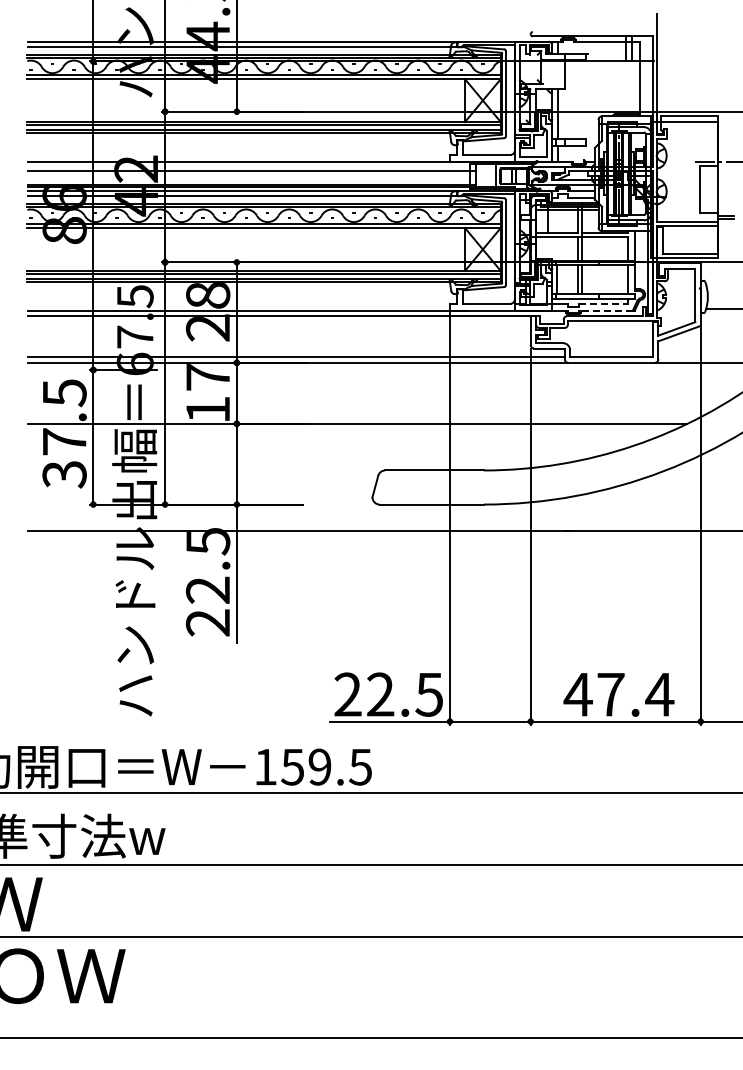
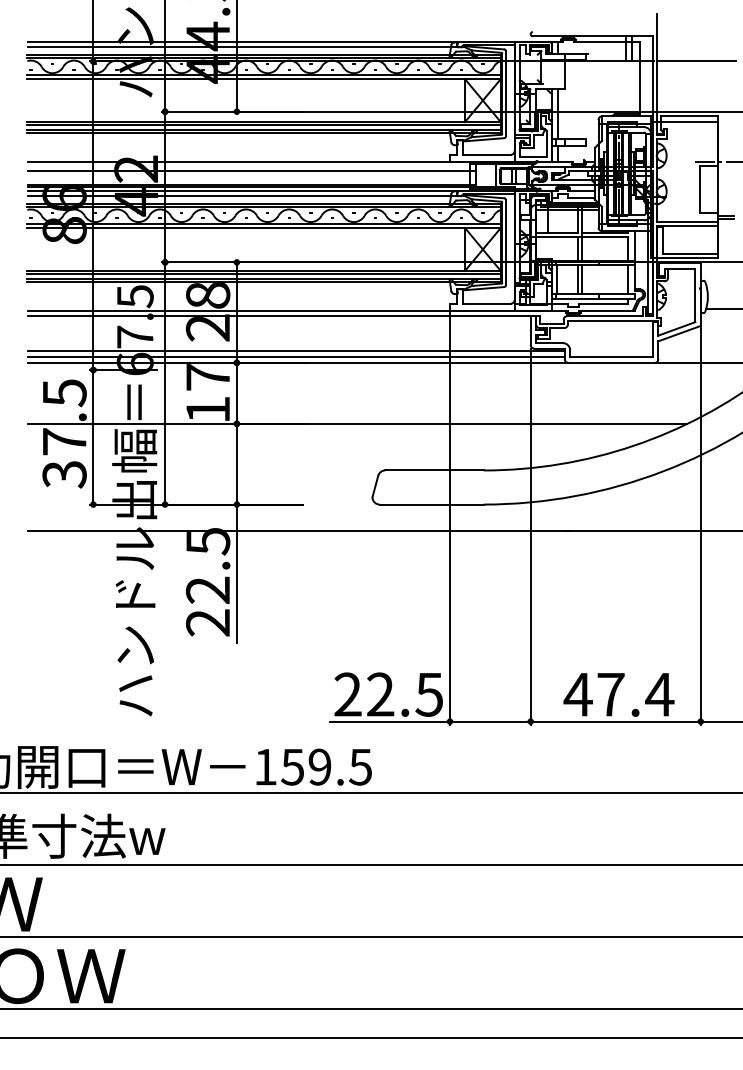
line: none -> present (696, 61)
line: dashed -> solid (603, 303)
line: dashed -> solid (605, 310)
line: none -> present (296, 351)
line: none -> present (370, 1008)
